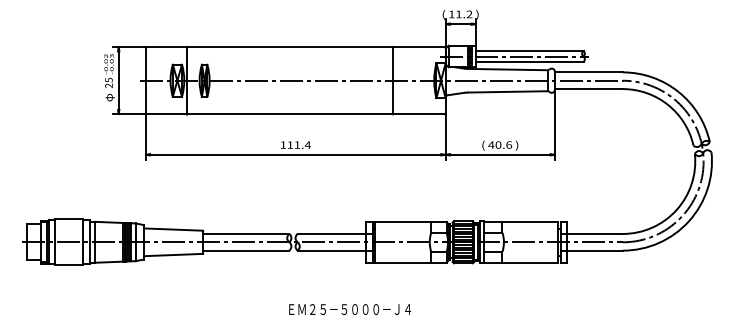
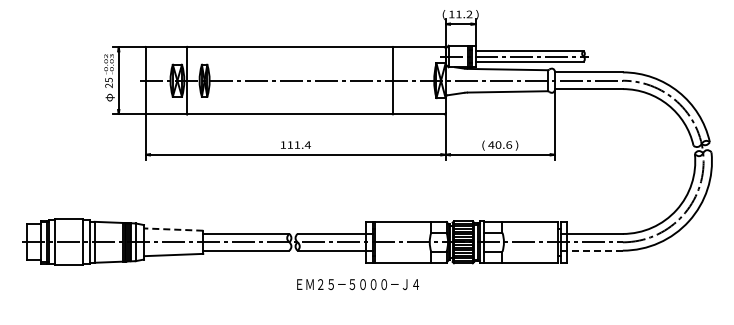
line: solid -> dashed (173, 229)
line: solid -> dashed (595, 250)
text position: (349, 309) -> (357, 284) (357, 284)
